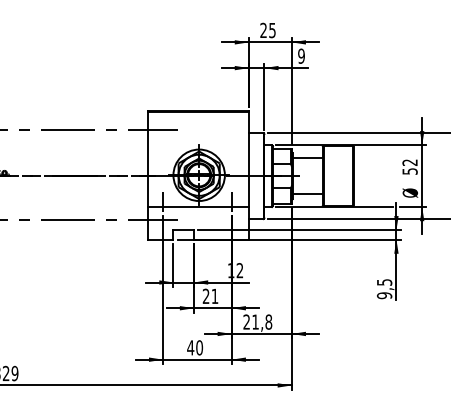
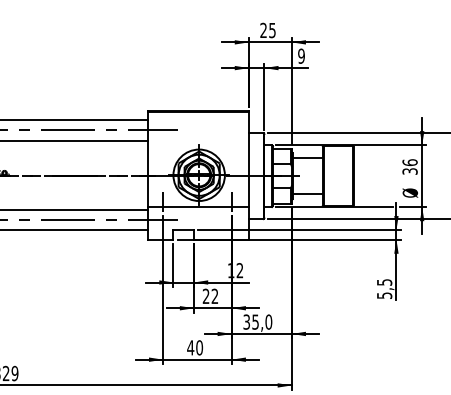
line: none -> present (74, 120)
line: none -> present (74, 140)
text: 52 -> 36 (409, 166)
line: none -> present (74, 209)
line: none -> present (74, 230)
text: 21 -> 22 (214, 295)
text: 9,5 -> 5,5 (384, 295)
text: 21,8 -> 35,0 (257, 321)
